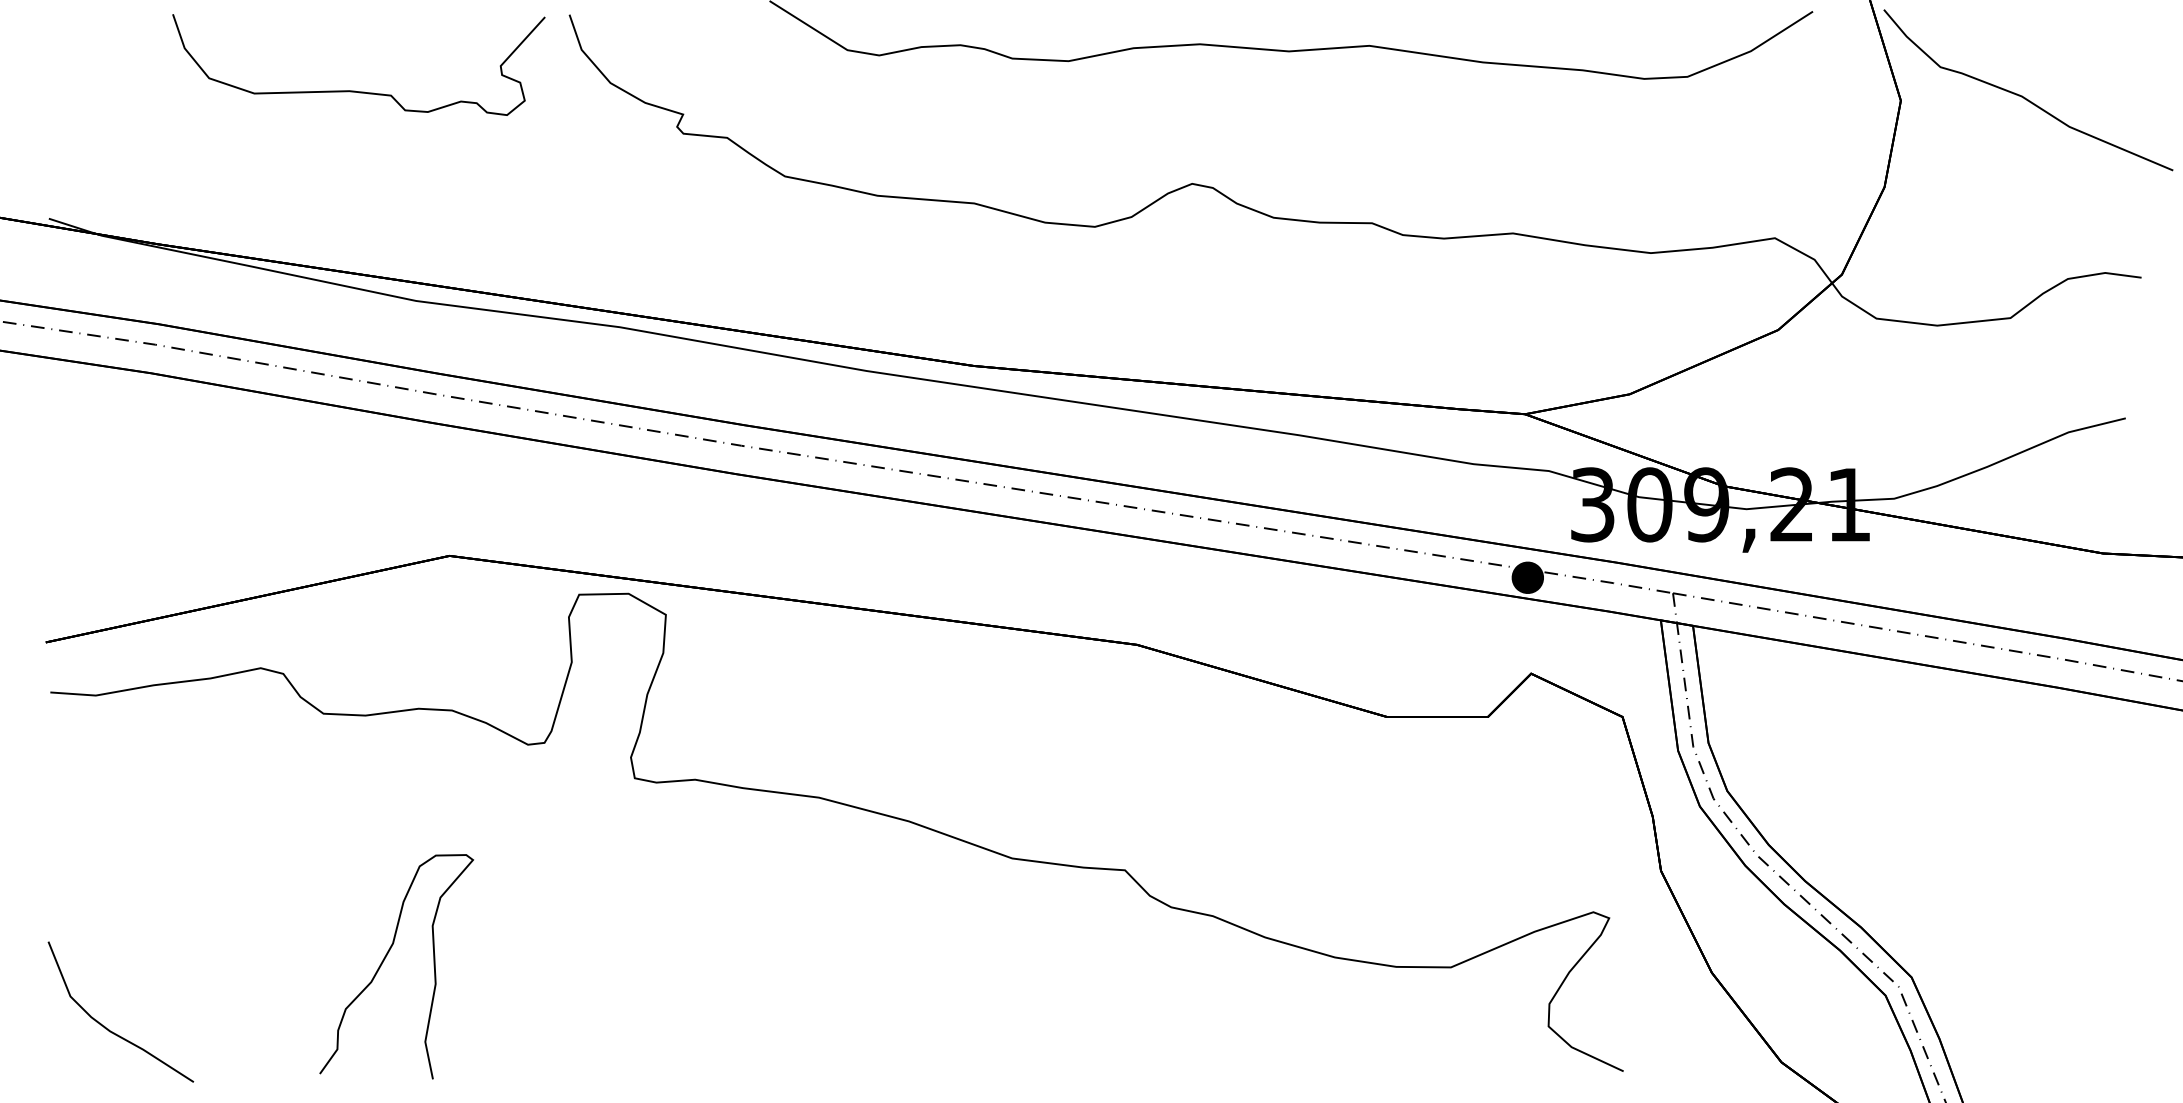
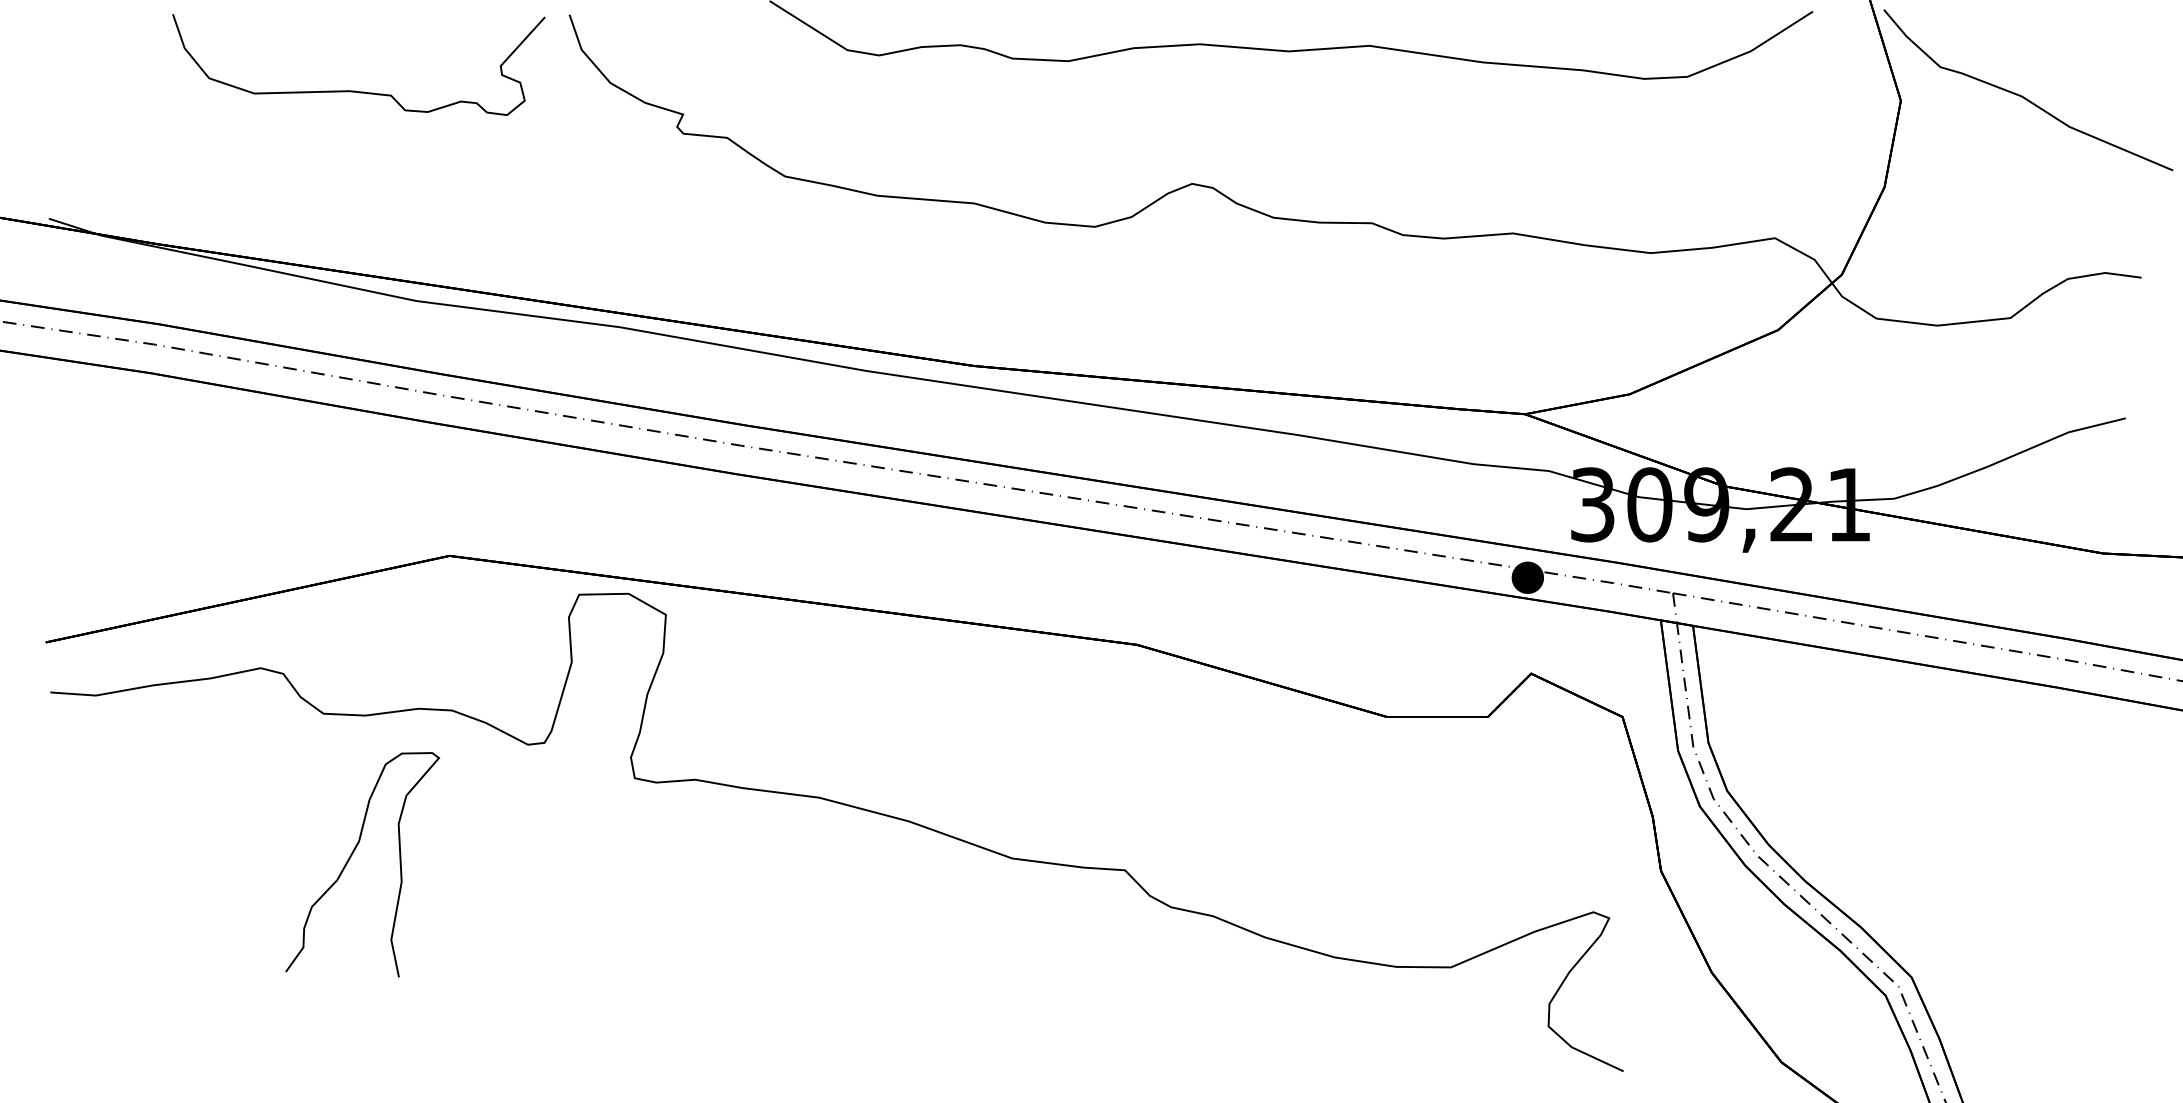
curve position: (385, 959) -> (351, 857) (351, 857)
curve: present -> none (108, 1028)
